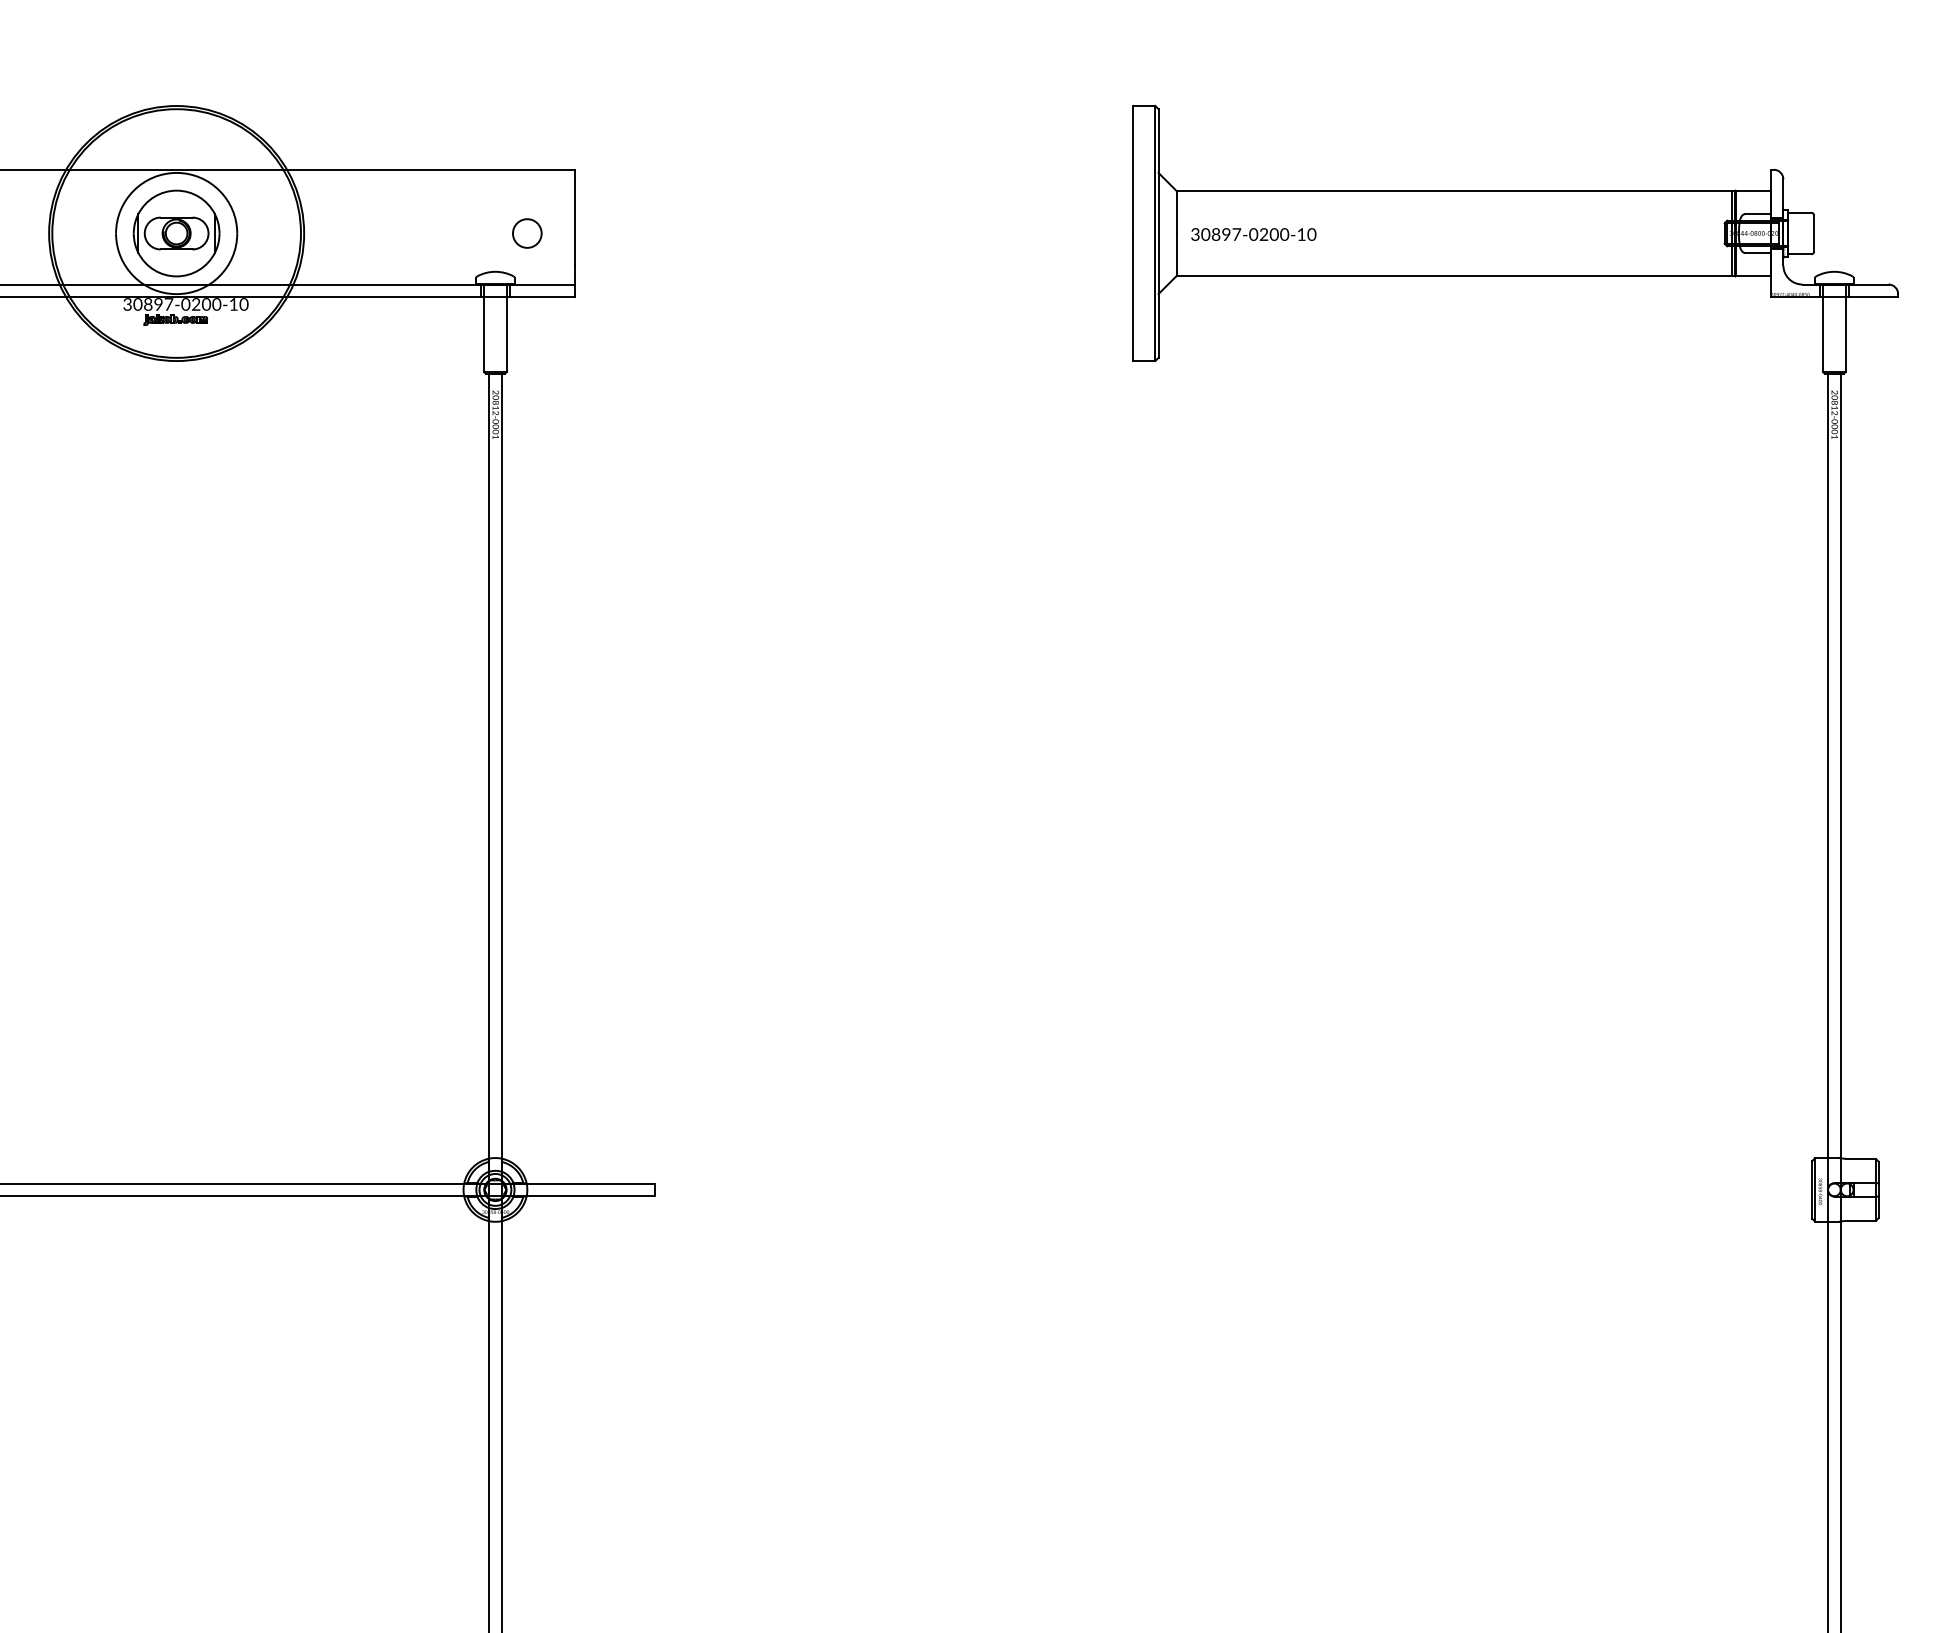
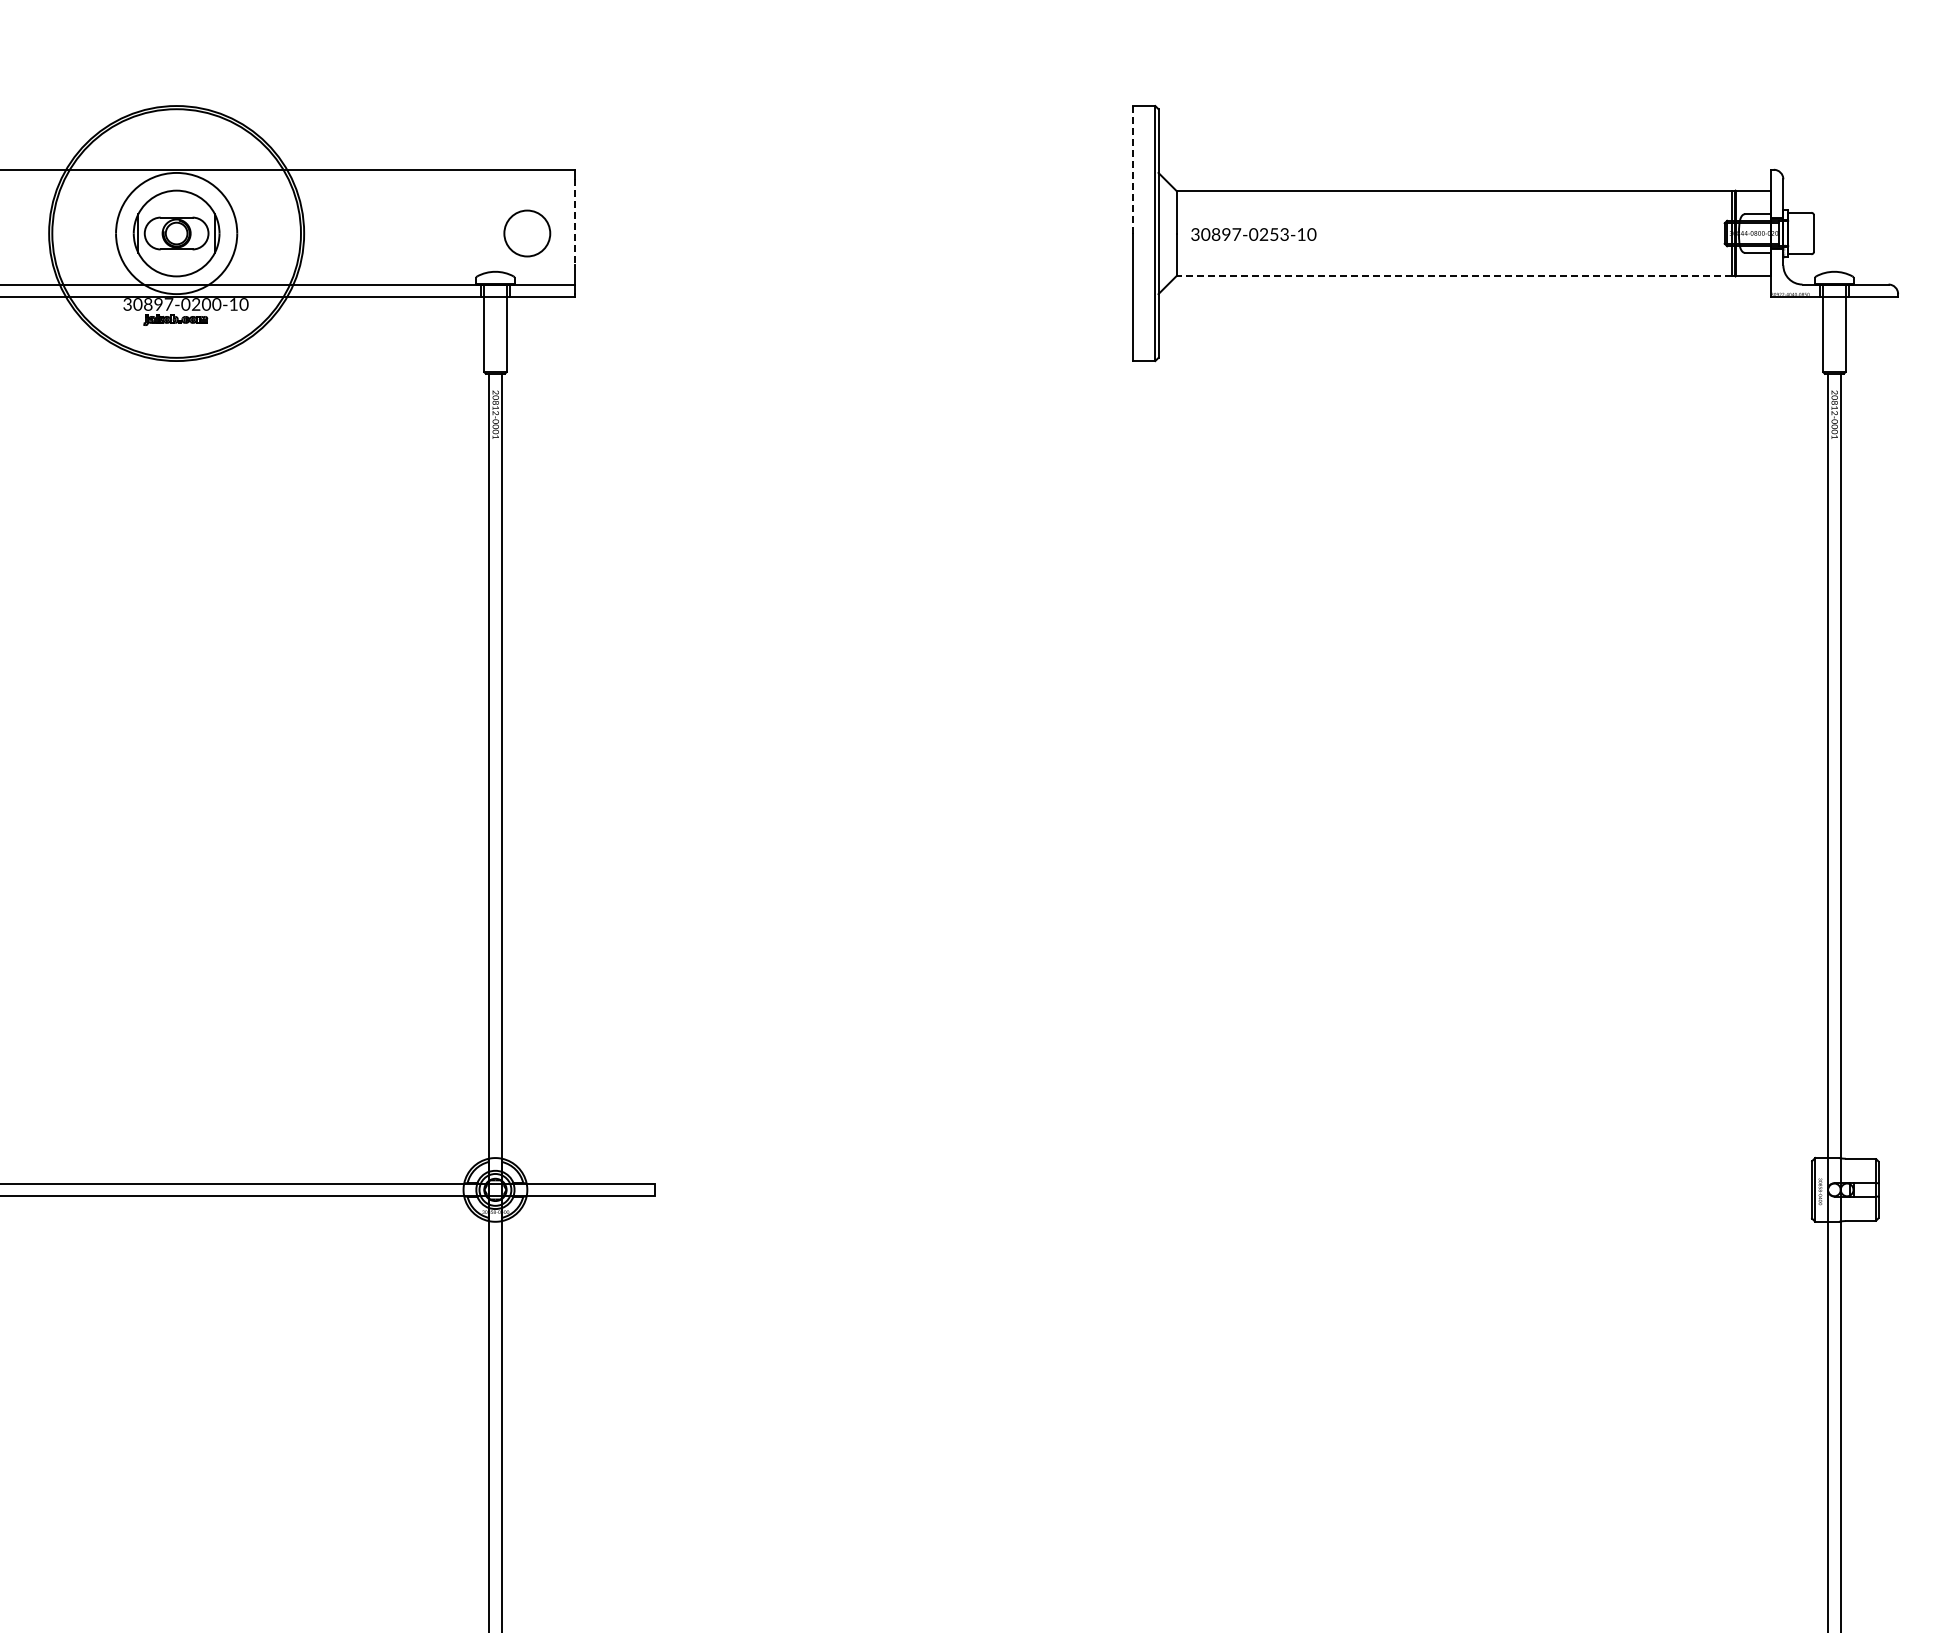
line: solid -> dashed (1133, 169)
line: solid -> dashed (575, 222)
circle diameter: 29 px -> 46 px (527, 233)
text: 30897-0200-10 -> 30897-0253-10 (1279, 234)
line: solid -> dashed (1454, 276)
